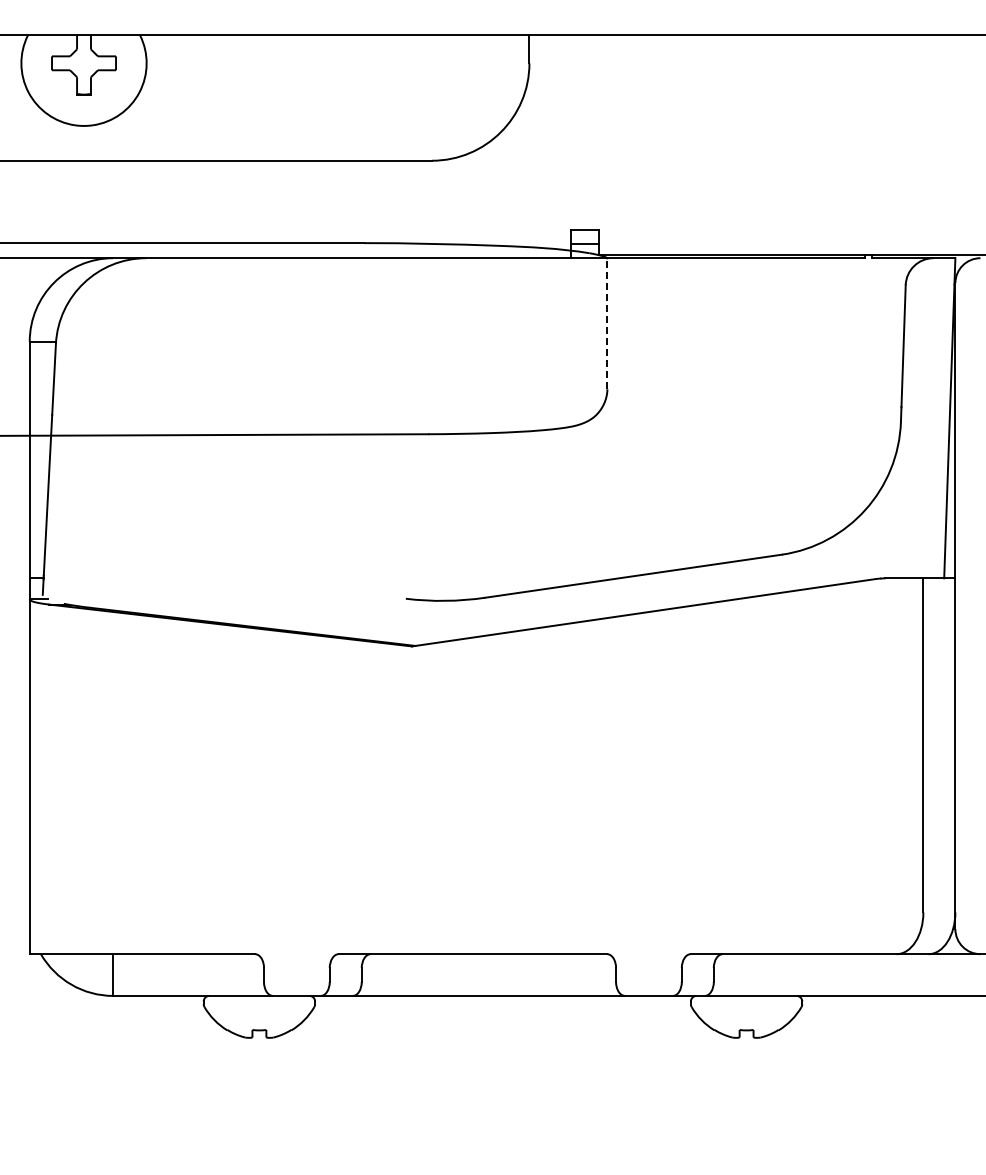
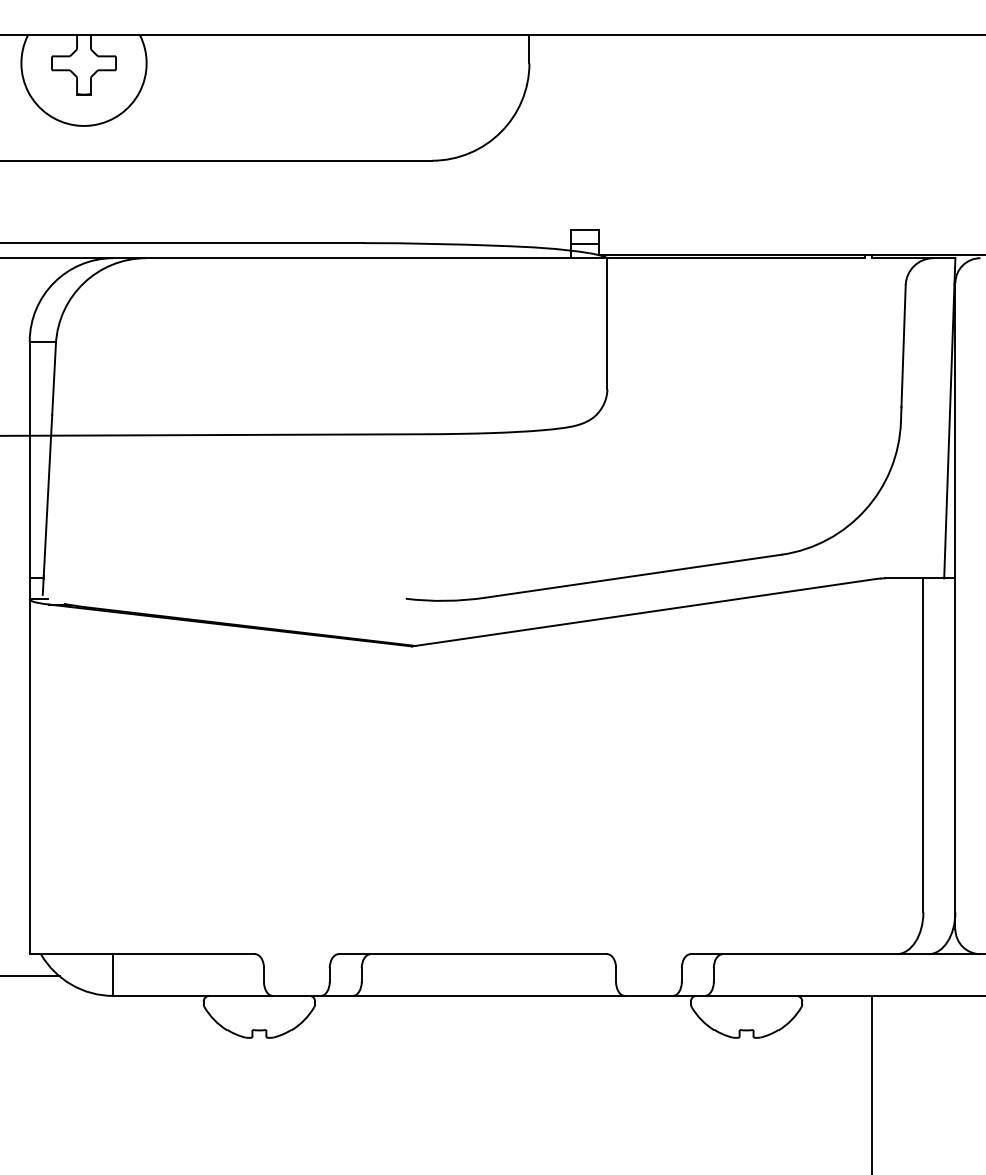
line: dashed -> solid (607, 324)
line: none -> present (30, 976)
line: none -> present (871, 1083)
